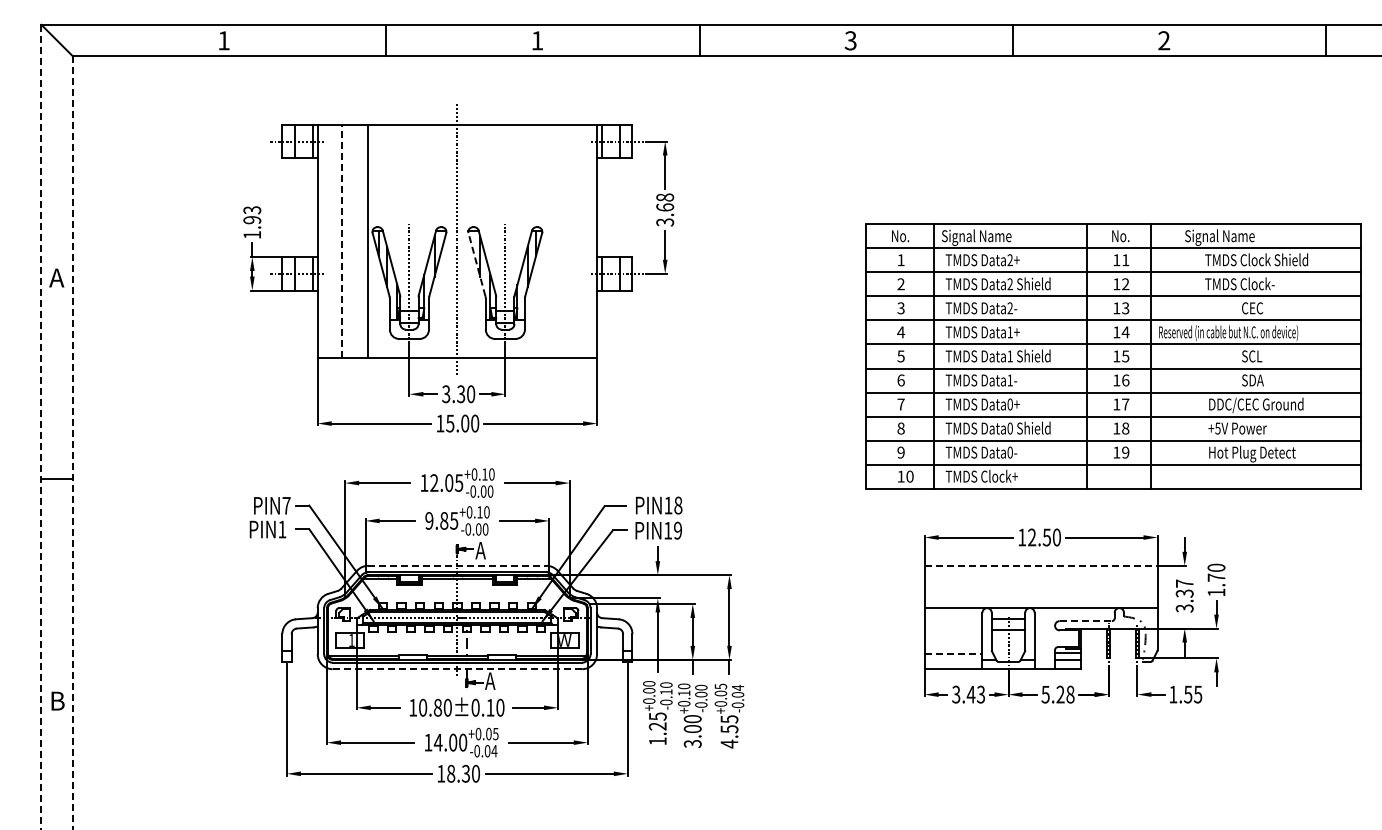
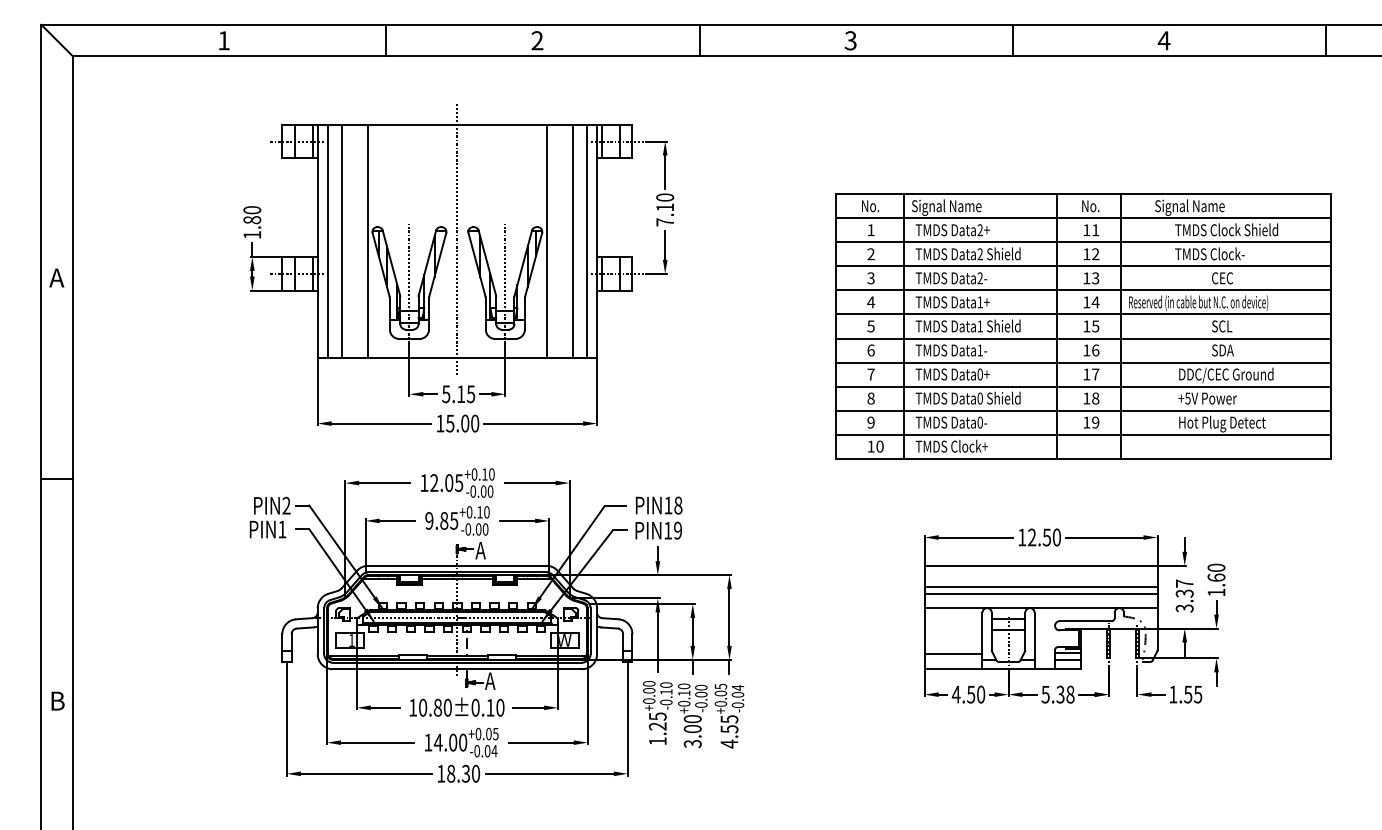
text: 1 -> 2 (537, 40)
text: 2 -> 4 (1163, 40)
text: 3.68 -> 7.10 (665, 209)
text: 1.93 -> 1.80 (252, 215)
line: none -> present (328, 240)
line: dashed -> solid (341, 240)
line: none -> present (546, 240)
line: none -> present (573, 240)
line: none -> present (586, 240)
line: dashed -> solid (476, 264)
part position: (1113, 356) -> (1083, 326) (1083, 326)
text: 3.30 -> 5.15 (458, 394)
line: dashed -> solid (41, 427)
line: dashed -> solid (72, 443)
text: PIN7 -> PIN2 (286, 505)
line: dashed -> solid (457, 565)
line: dashed -> solid (1041, 565)
text: 1.70 -> 1.60 (1216, 577)
line: none -> present (1040, 587)
line: none -> present (1040, 593)
line: dashed -> solid (1086, 621)
line: dashed -> solid (953, 654)
line: dashed -> solid (457, 669)
text: 3.43 -> 4.50 (968, 694)
text: 5.28 -> 5.38 (1060, 694)
